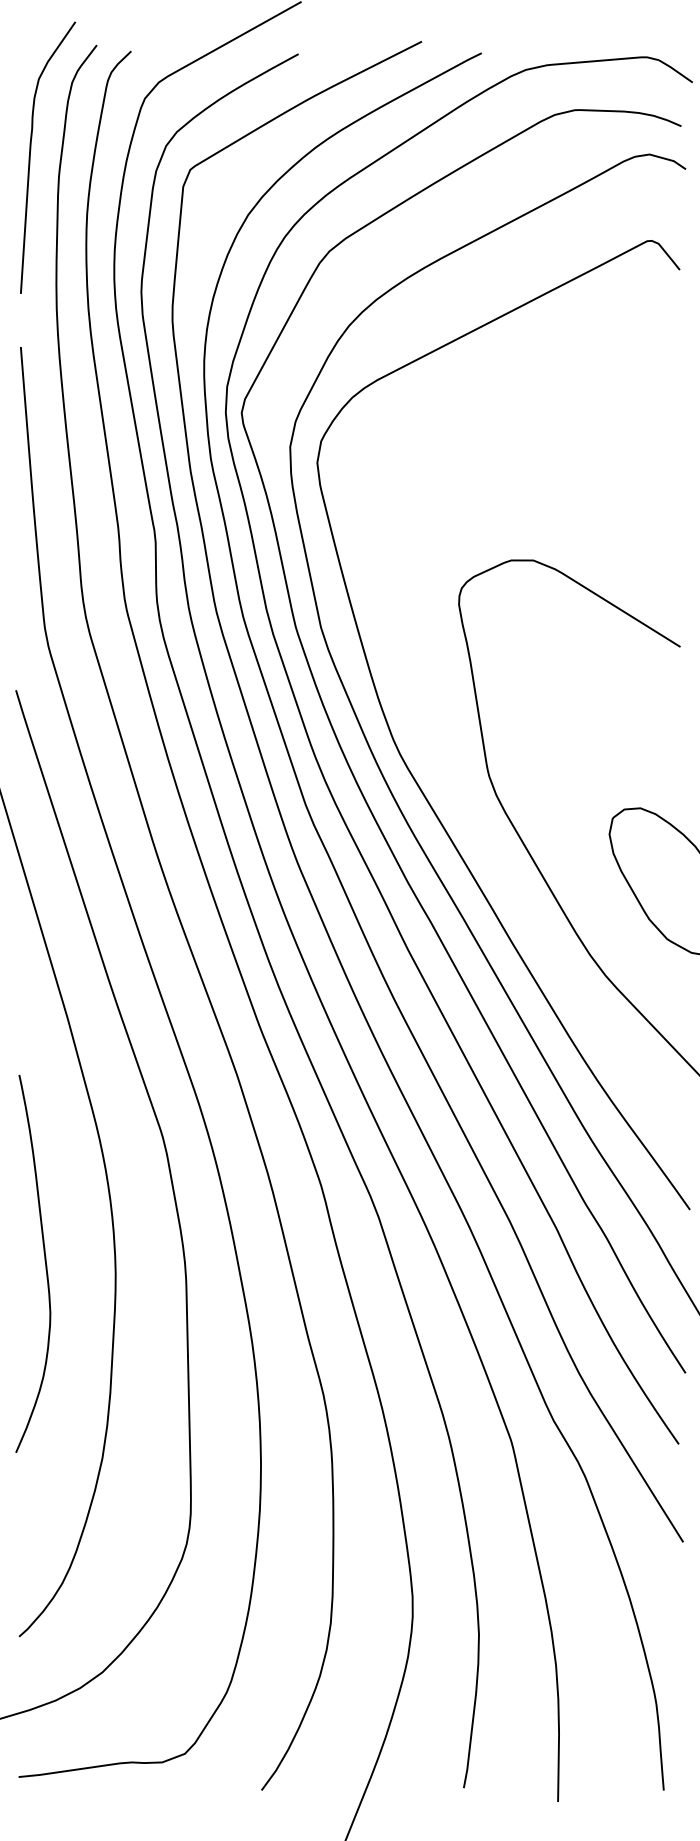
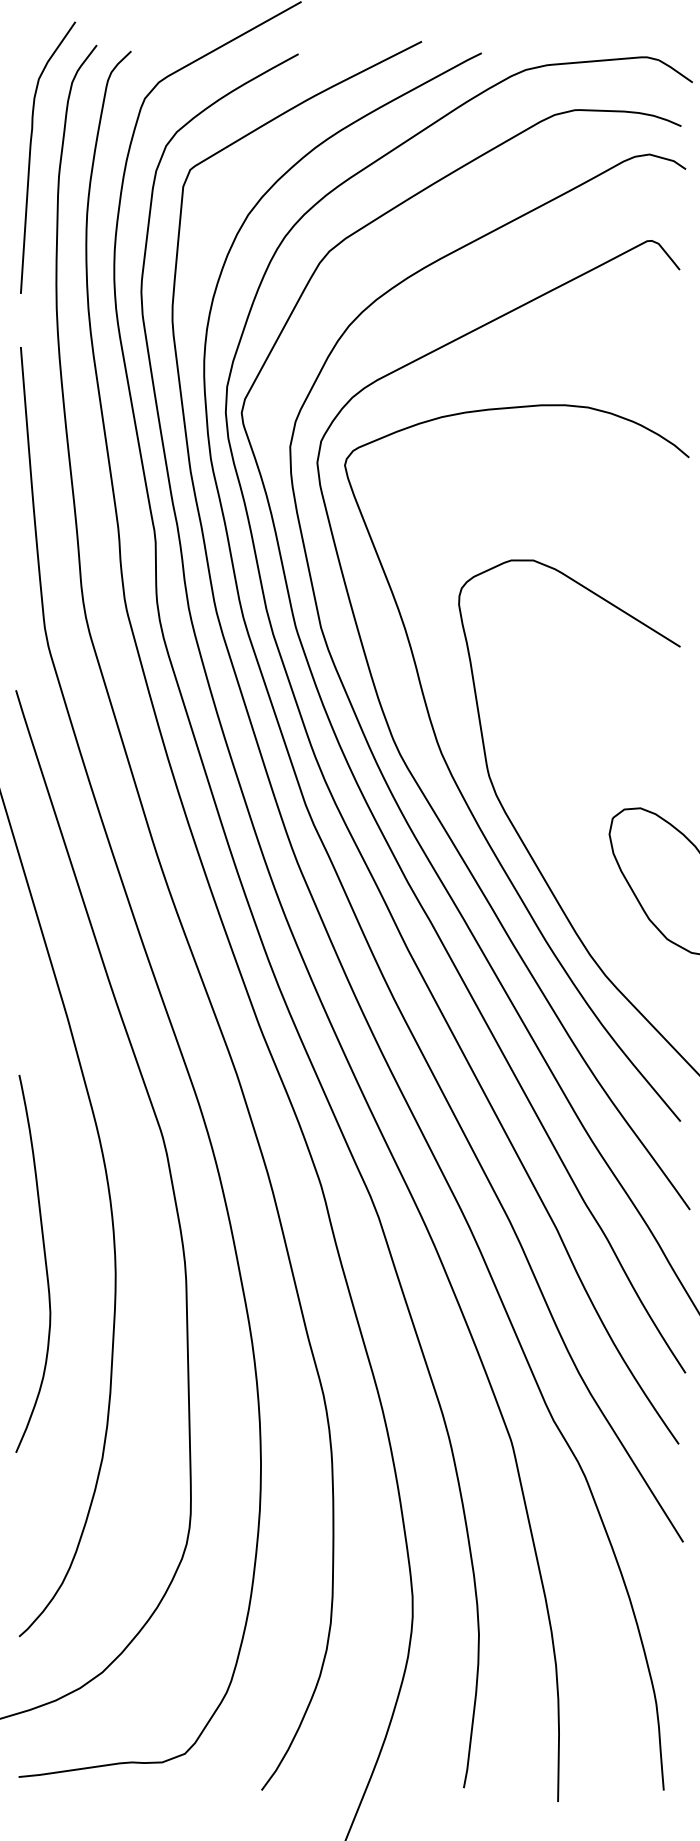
curve: none -> present (460, 789)
